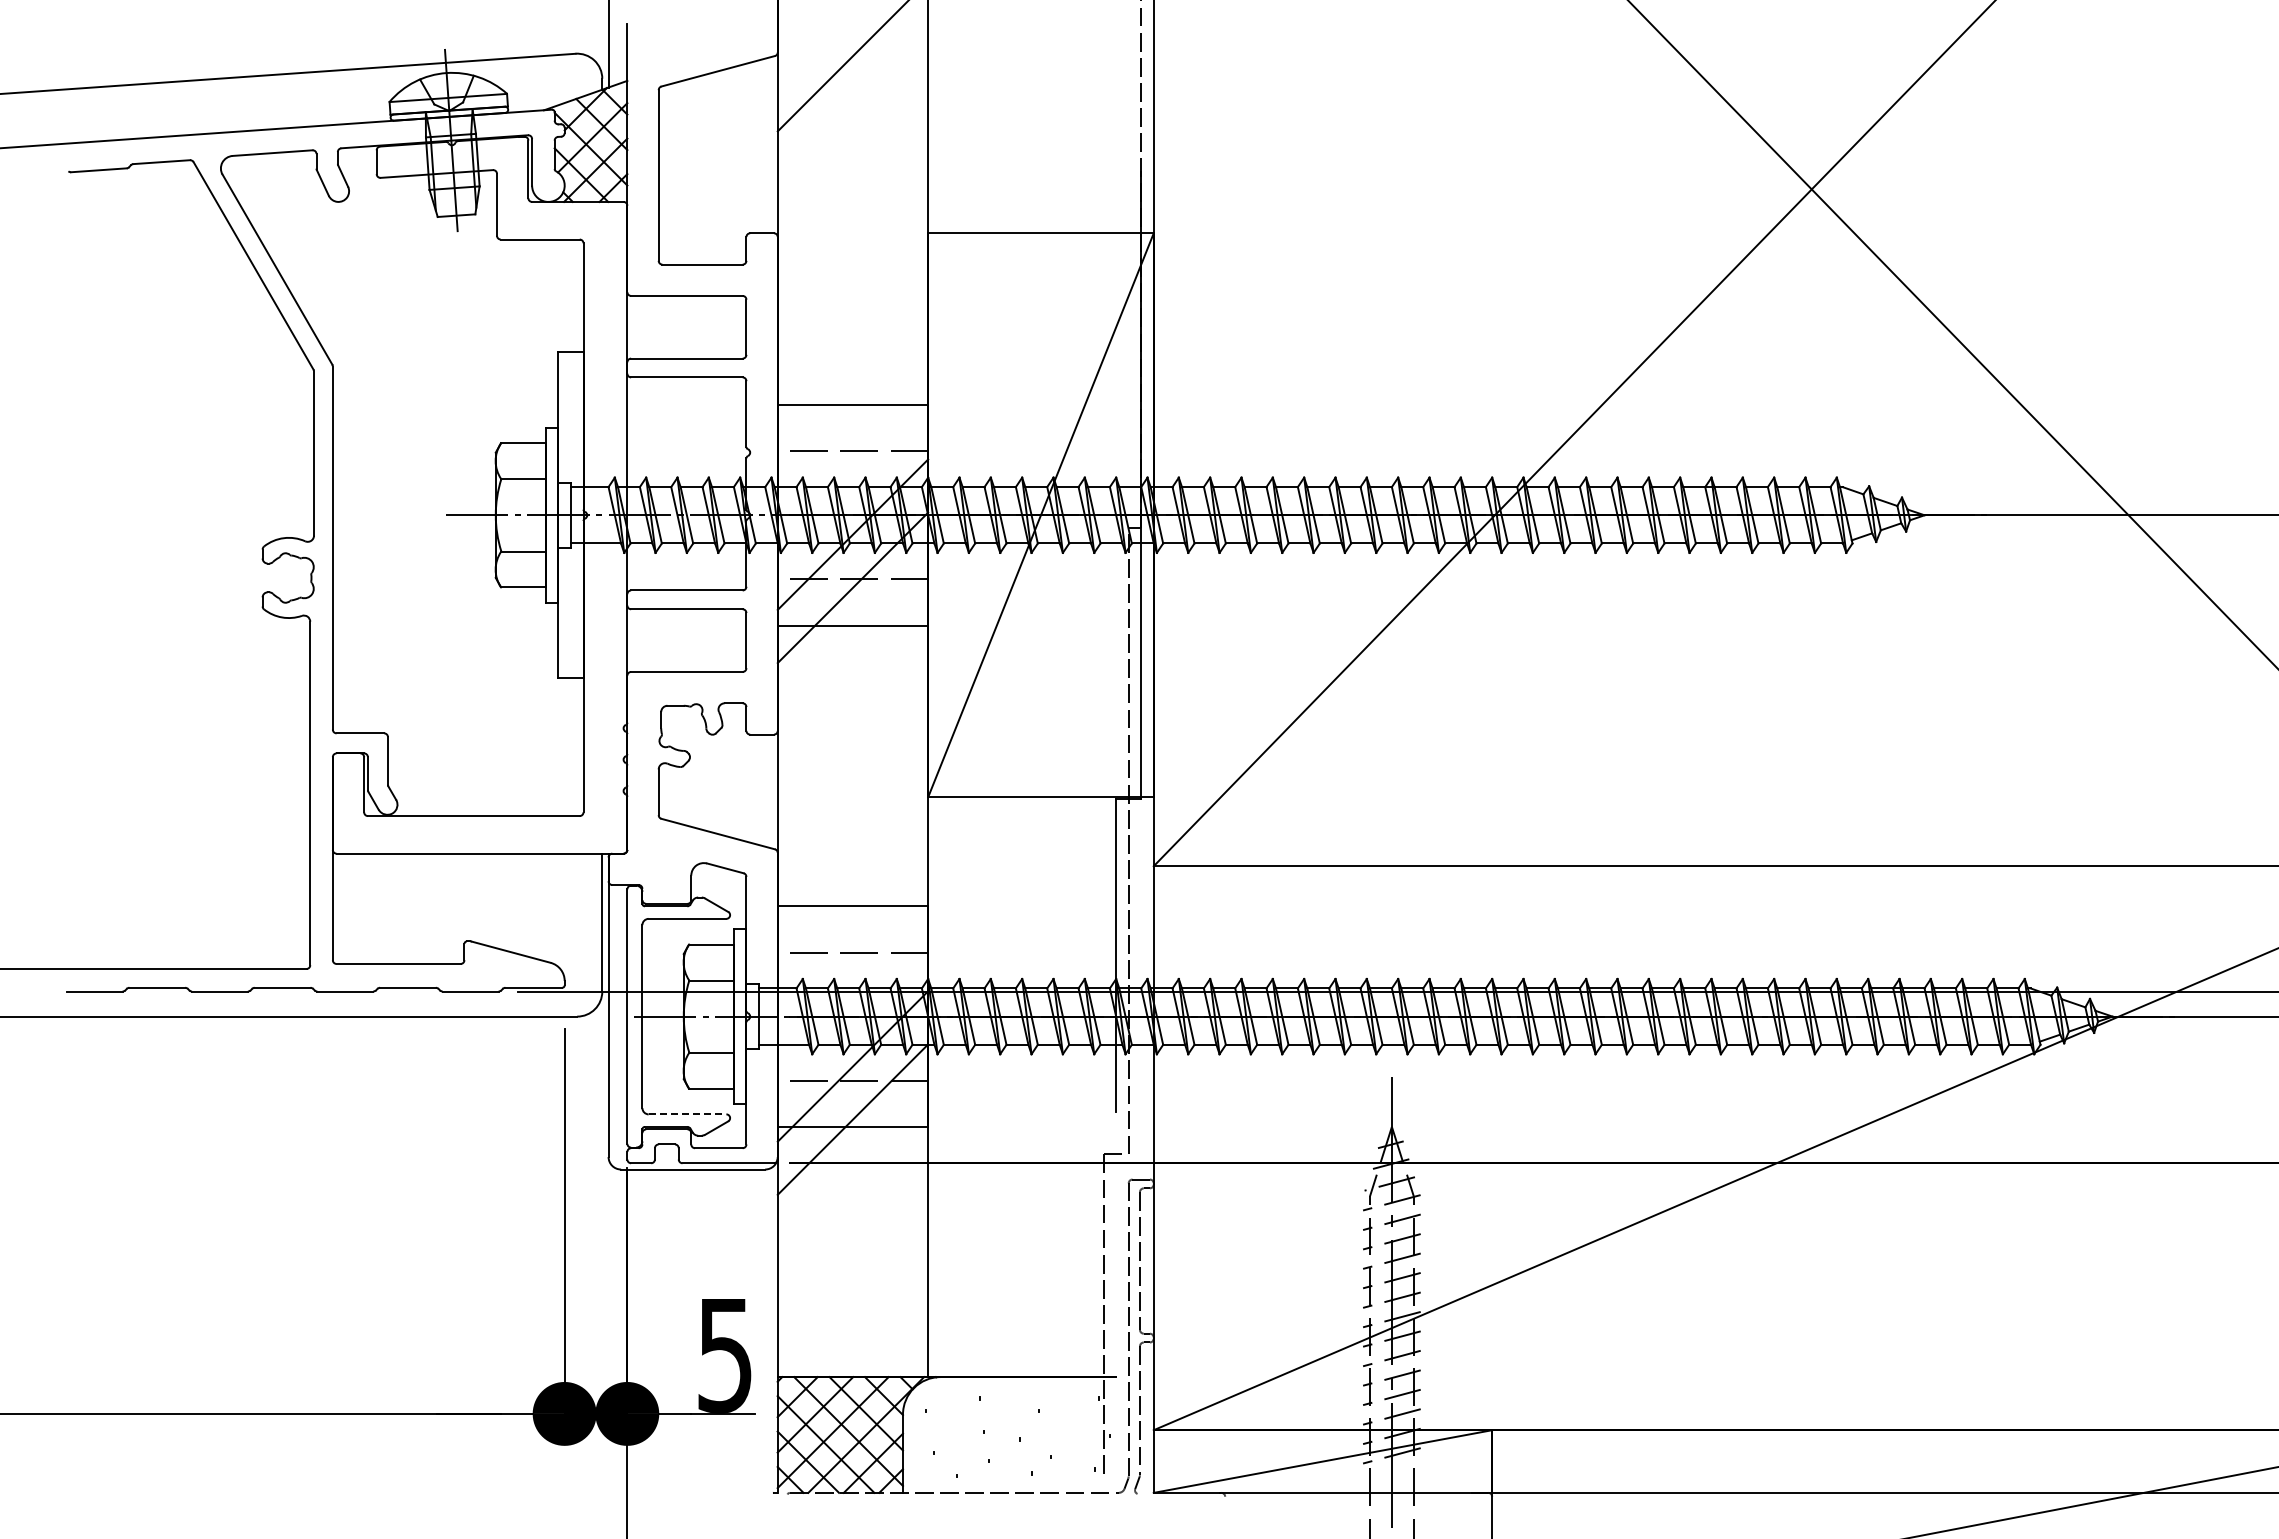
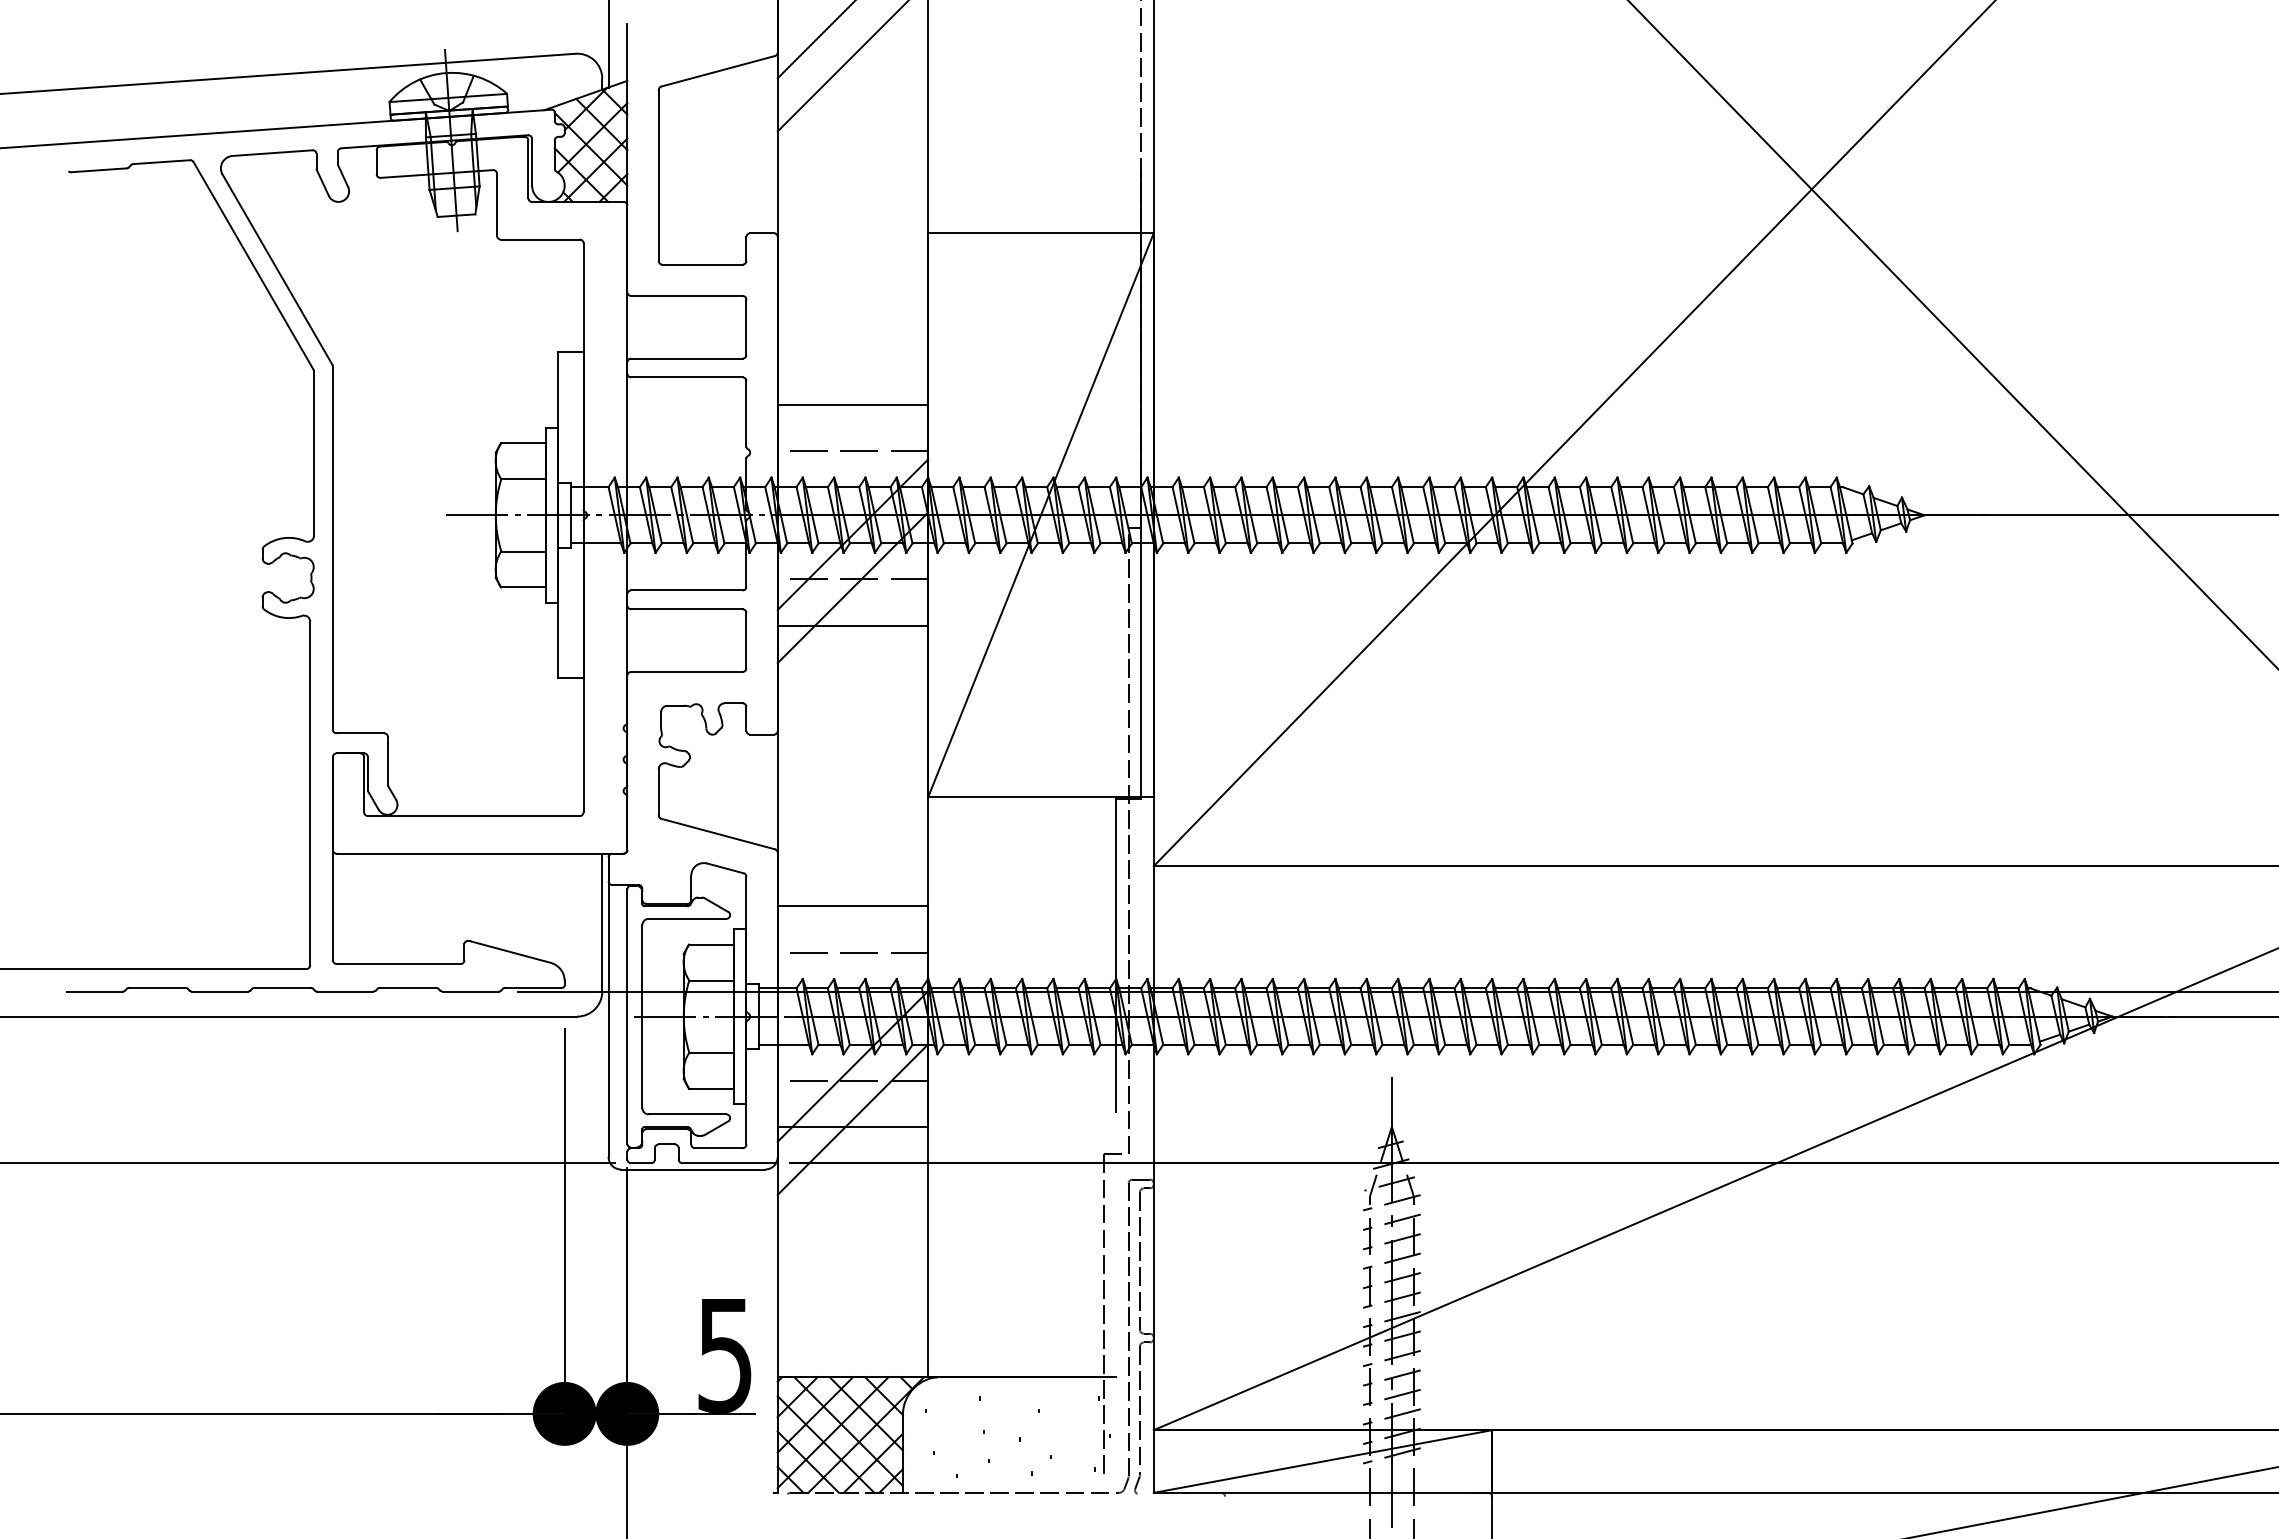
line: none -> present (815, 40)
line: dashed -> solid (687, 1114)
line: none -> present (308, 1163)
